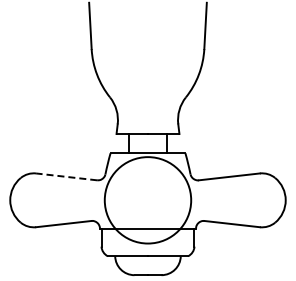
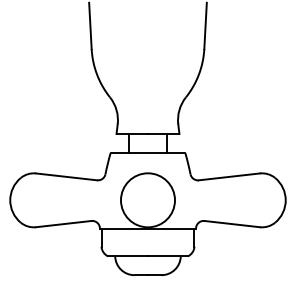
line: dashed -> solid (66, 176)
circle diameter: 86 px -> 54 px (147, 200)
